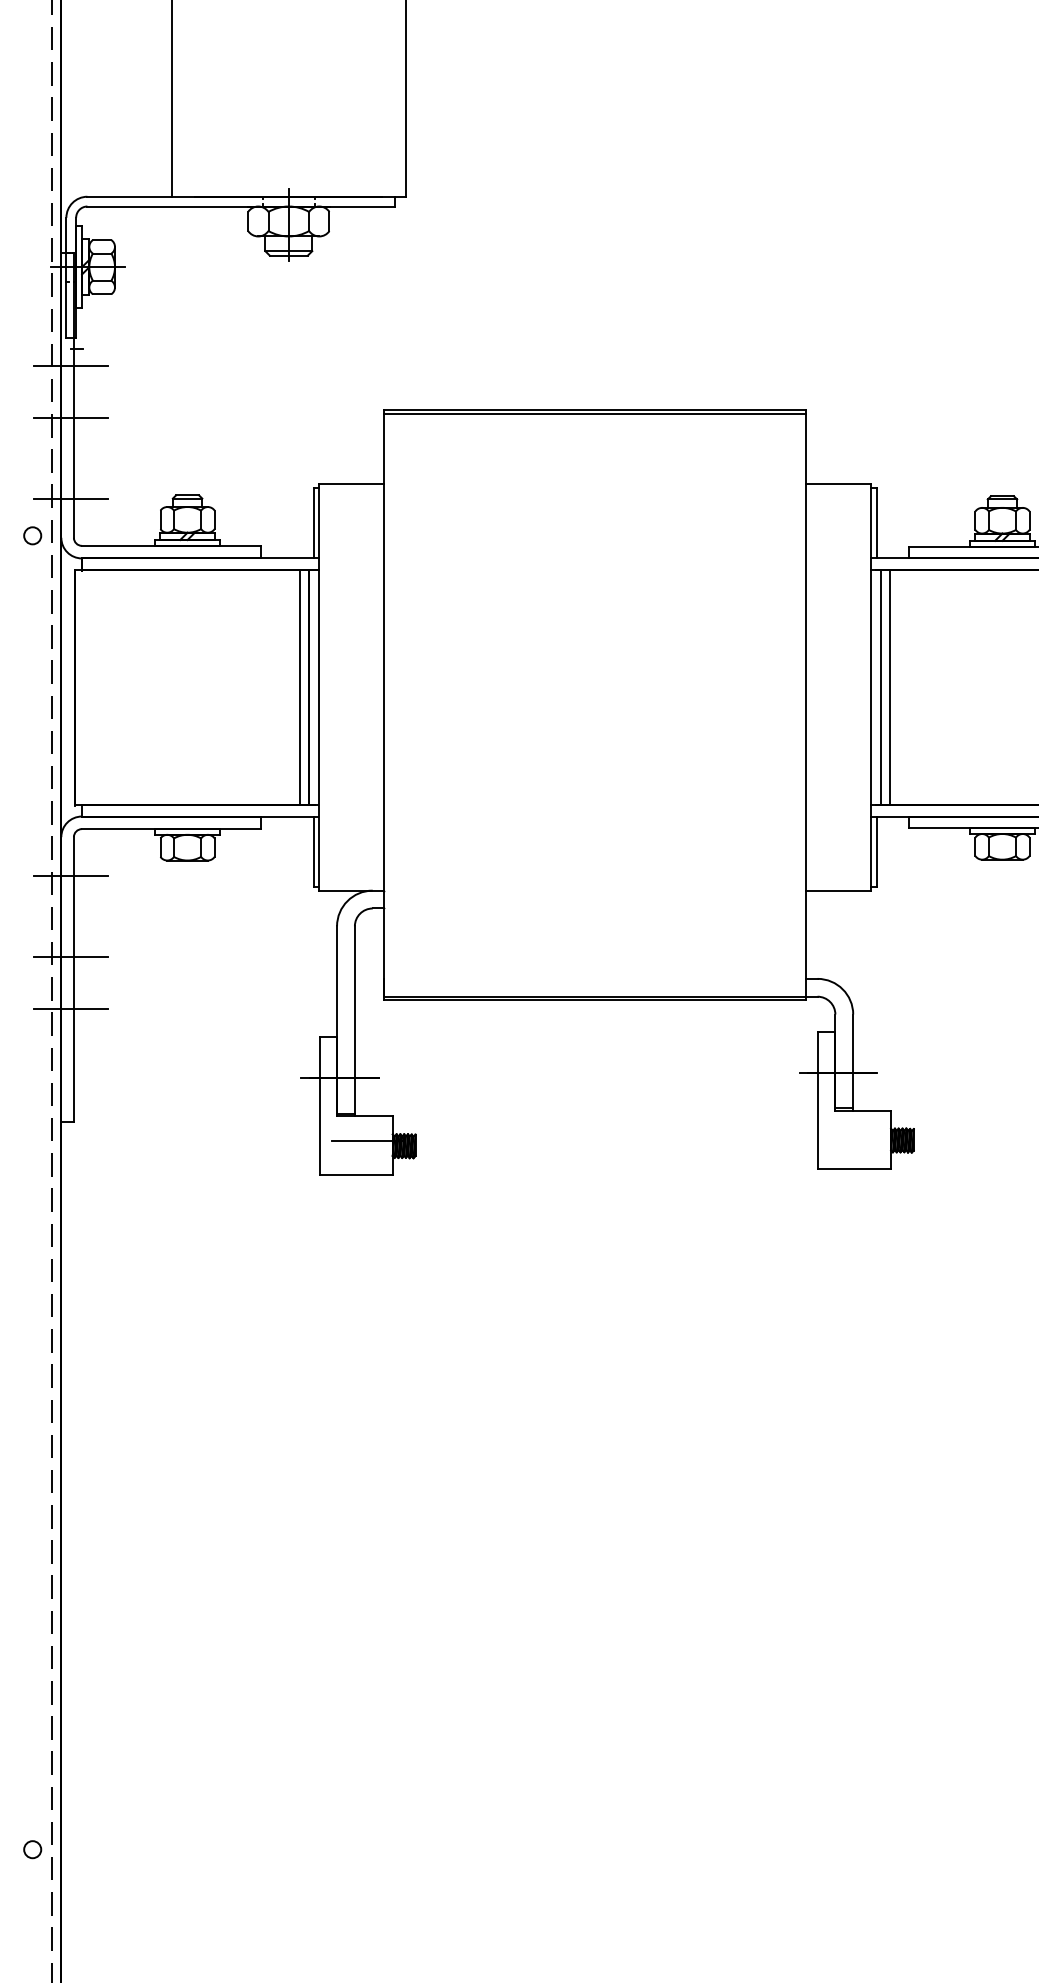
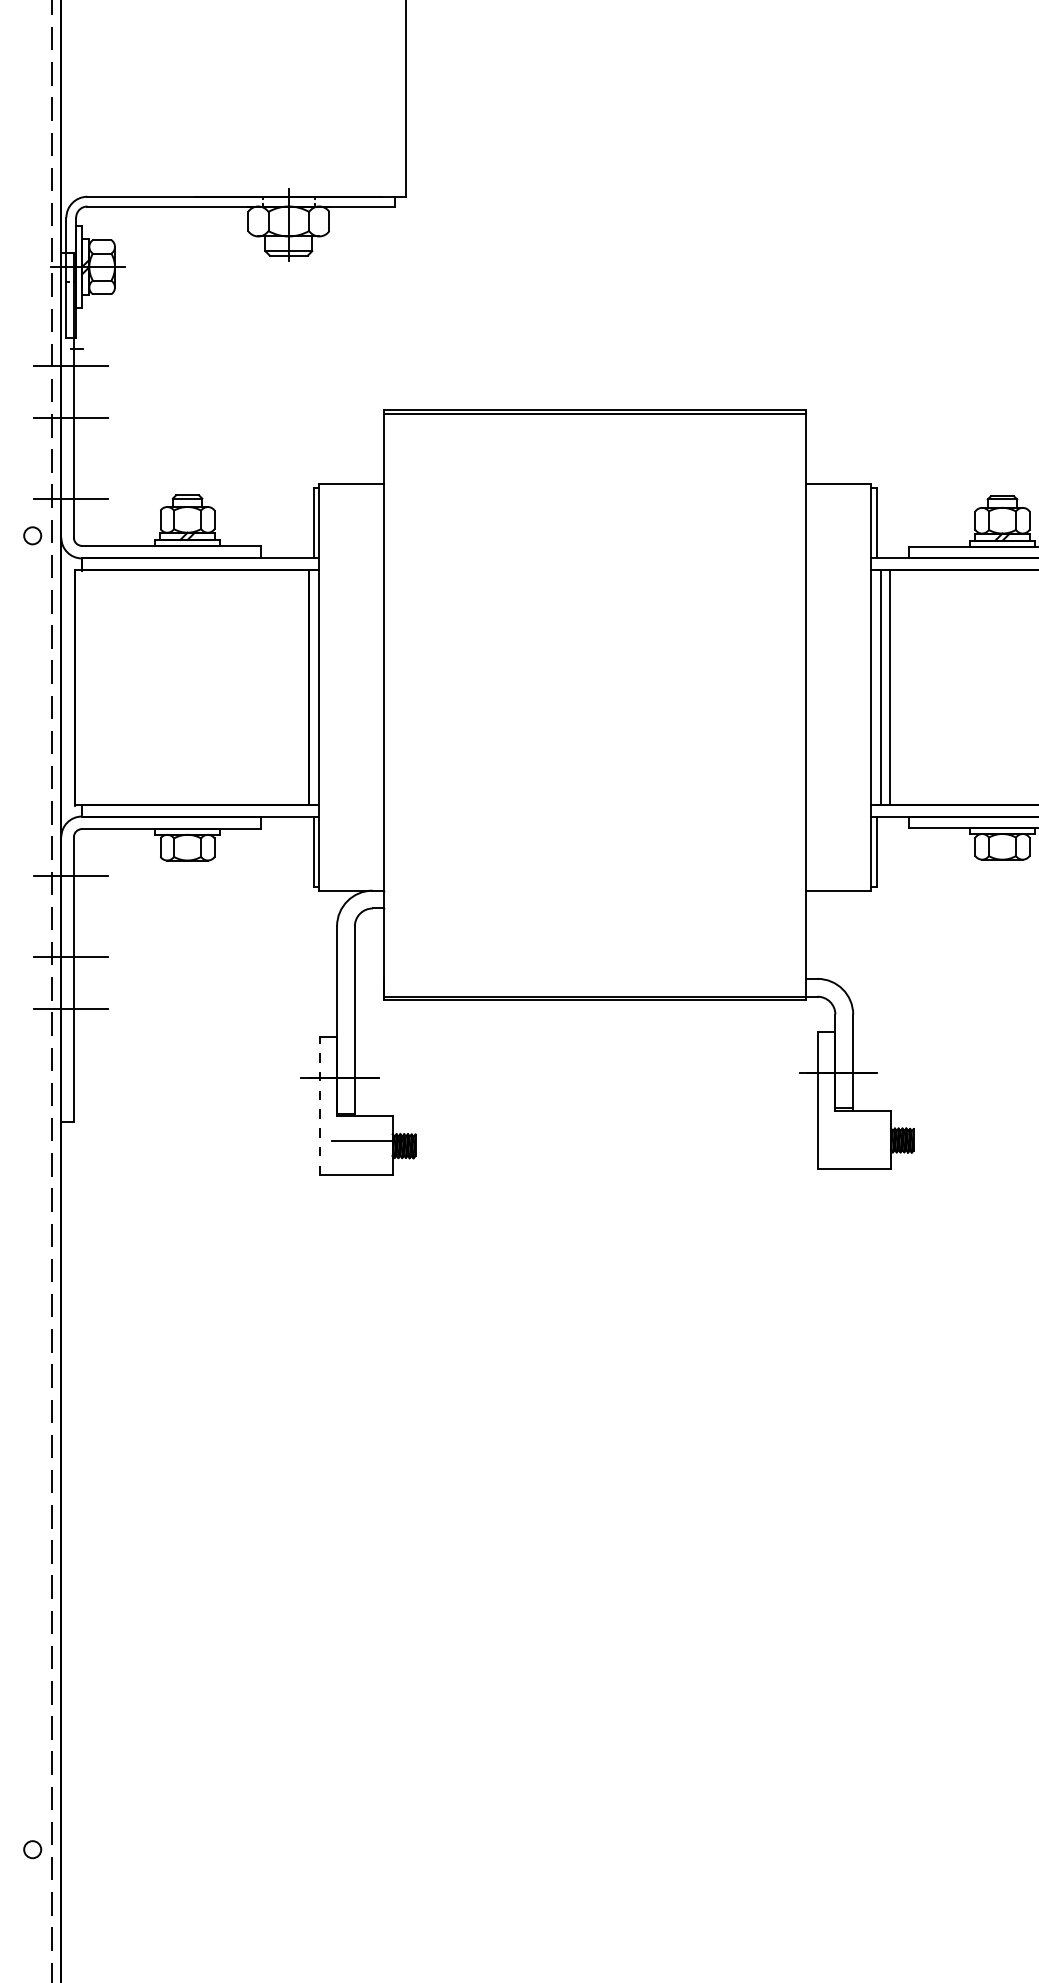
line: present -> none (171, 99)
line: present -> none (300, 687)
line: solid -> dashed (319, 1106)
